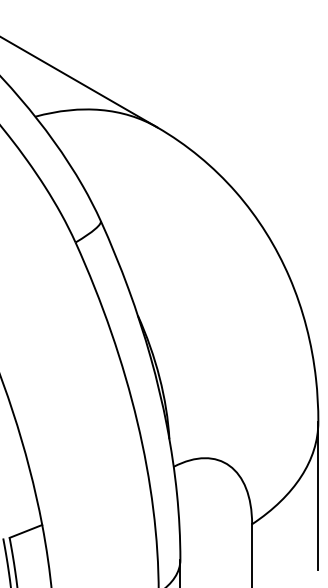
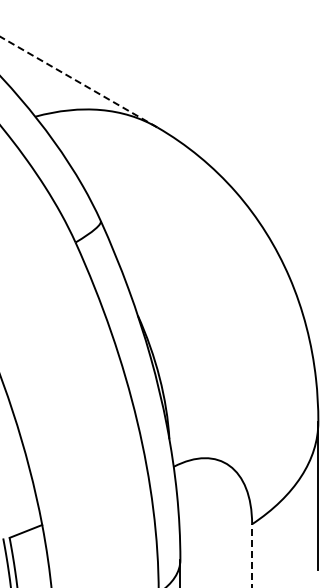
line: solid -> dashed (78, 82)
line: solid -> dashed (252, 556)
